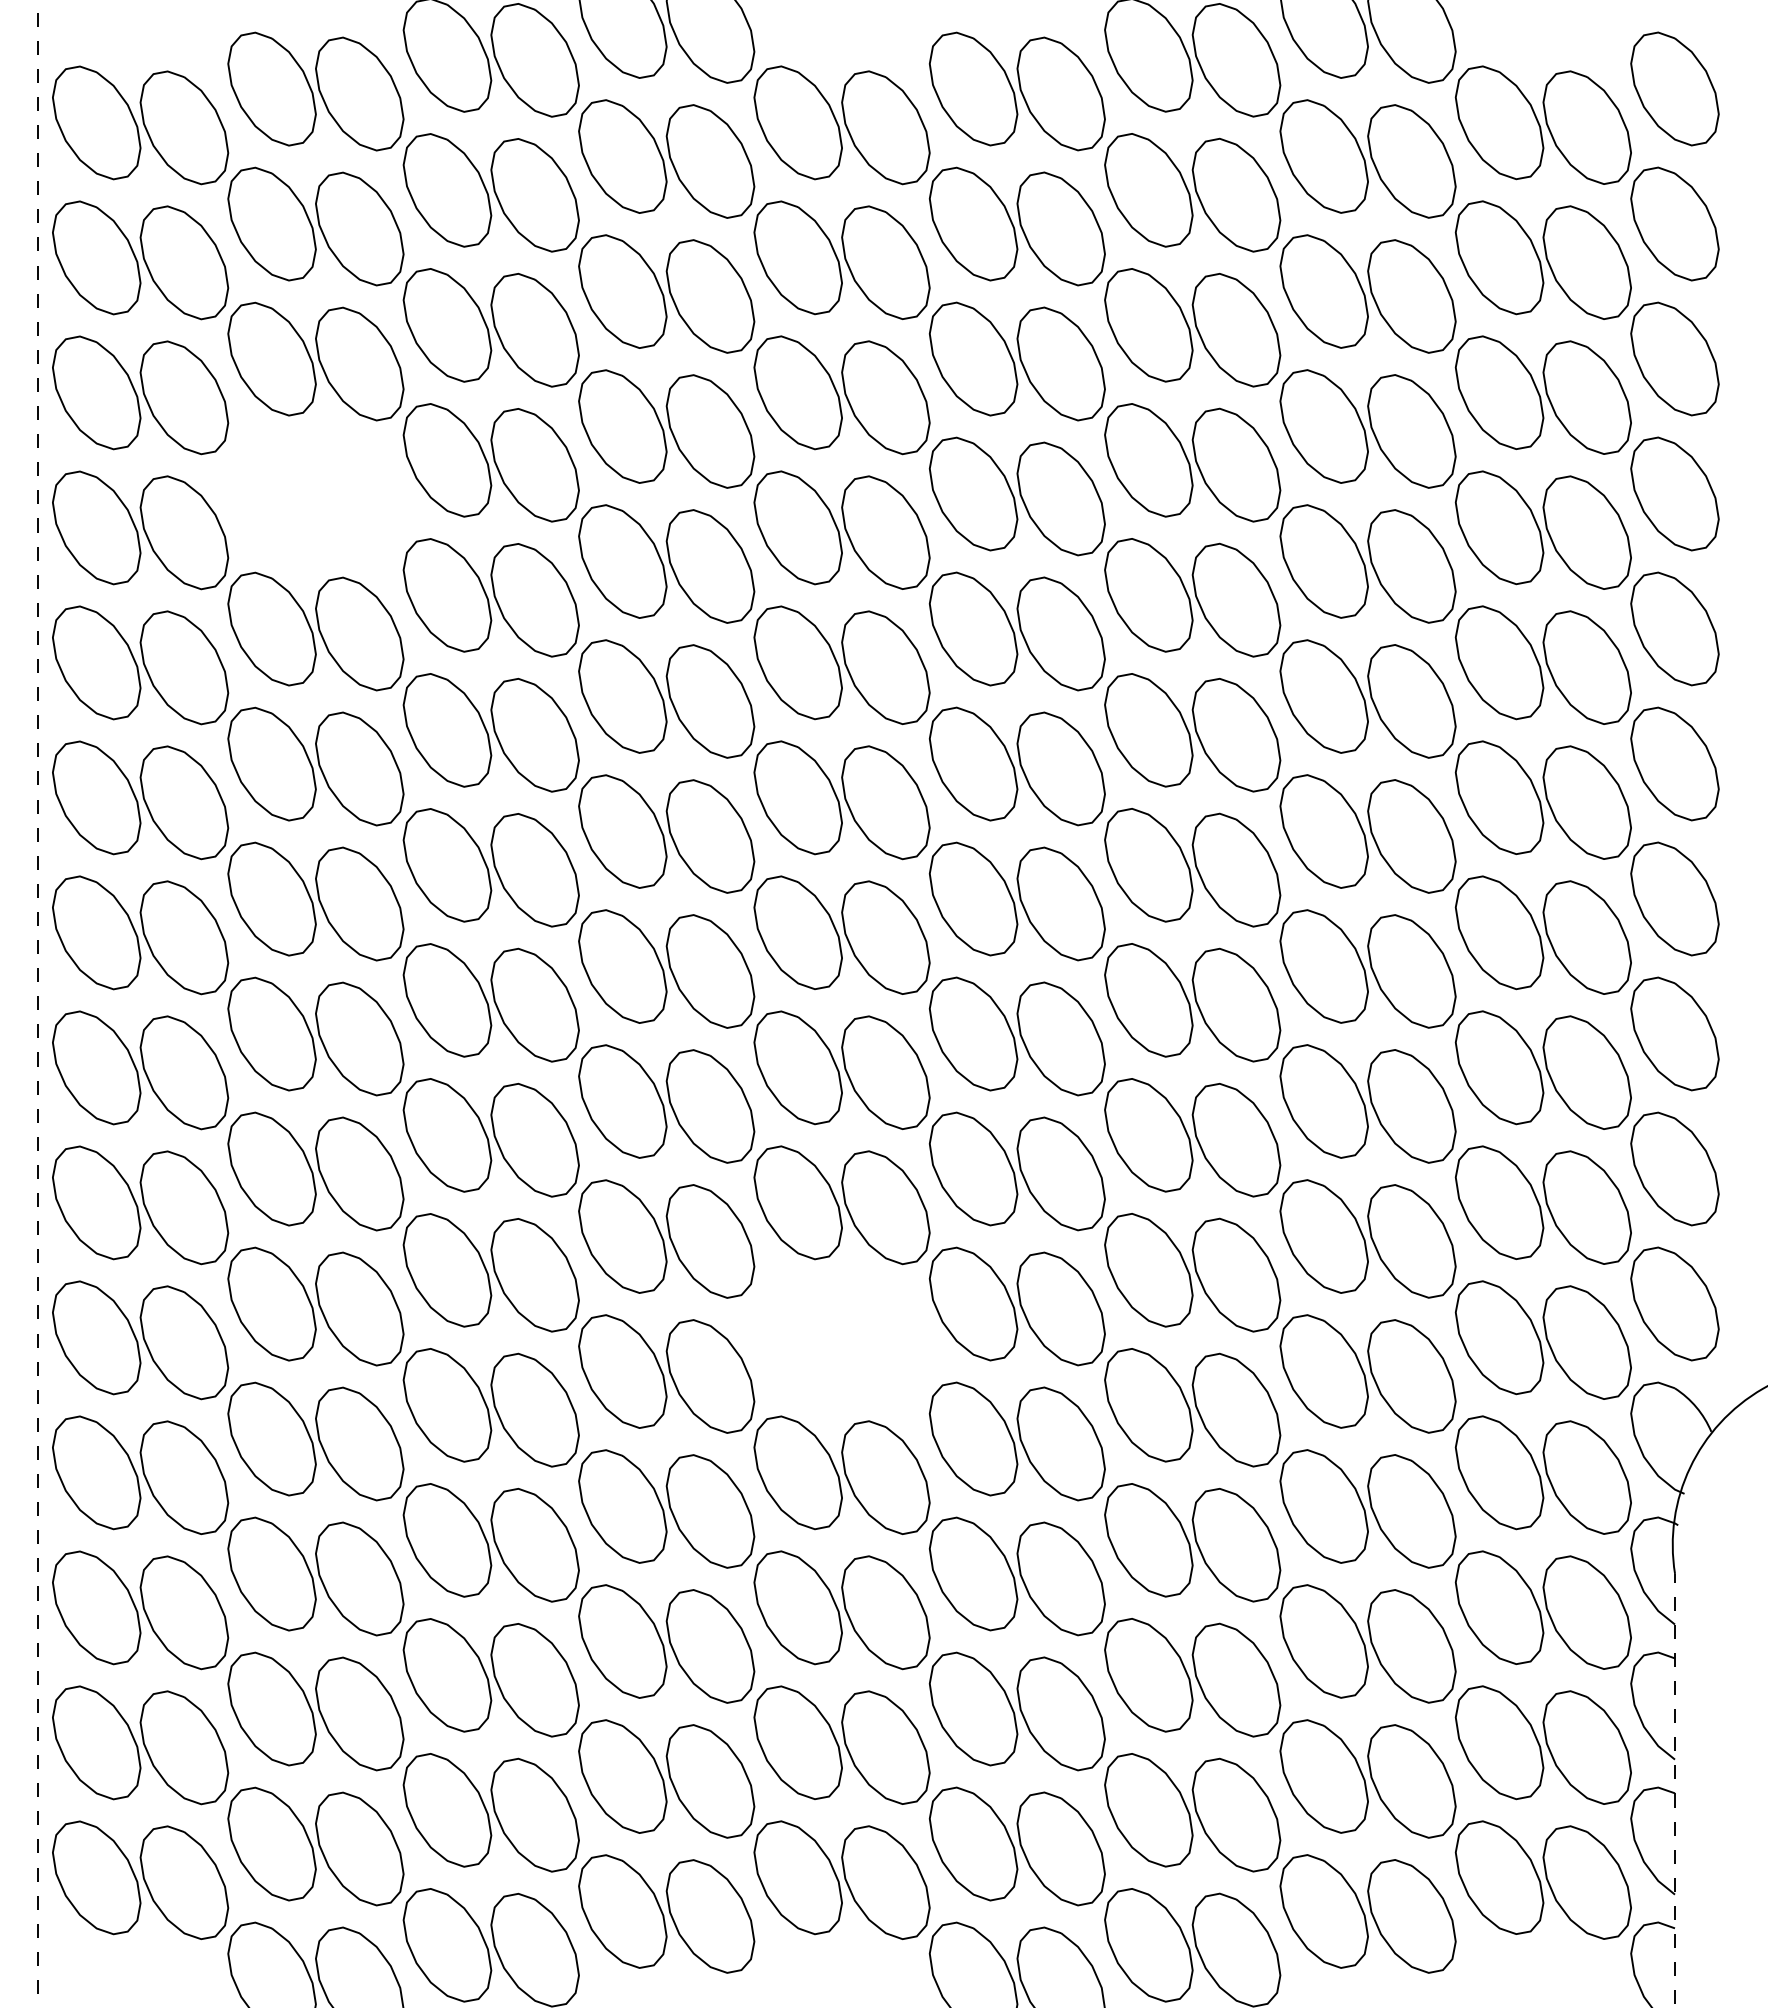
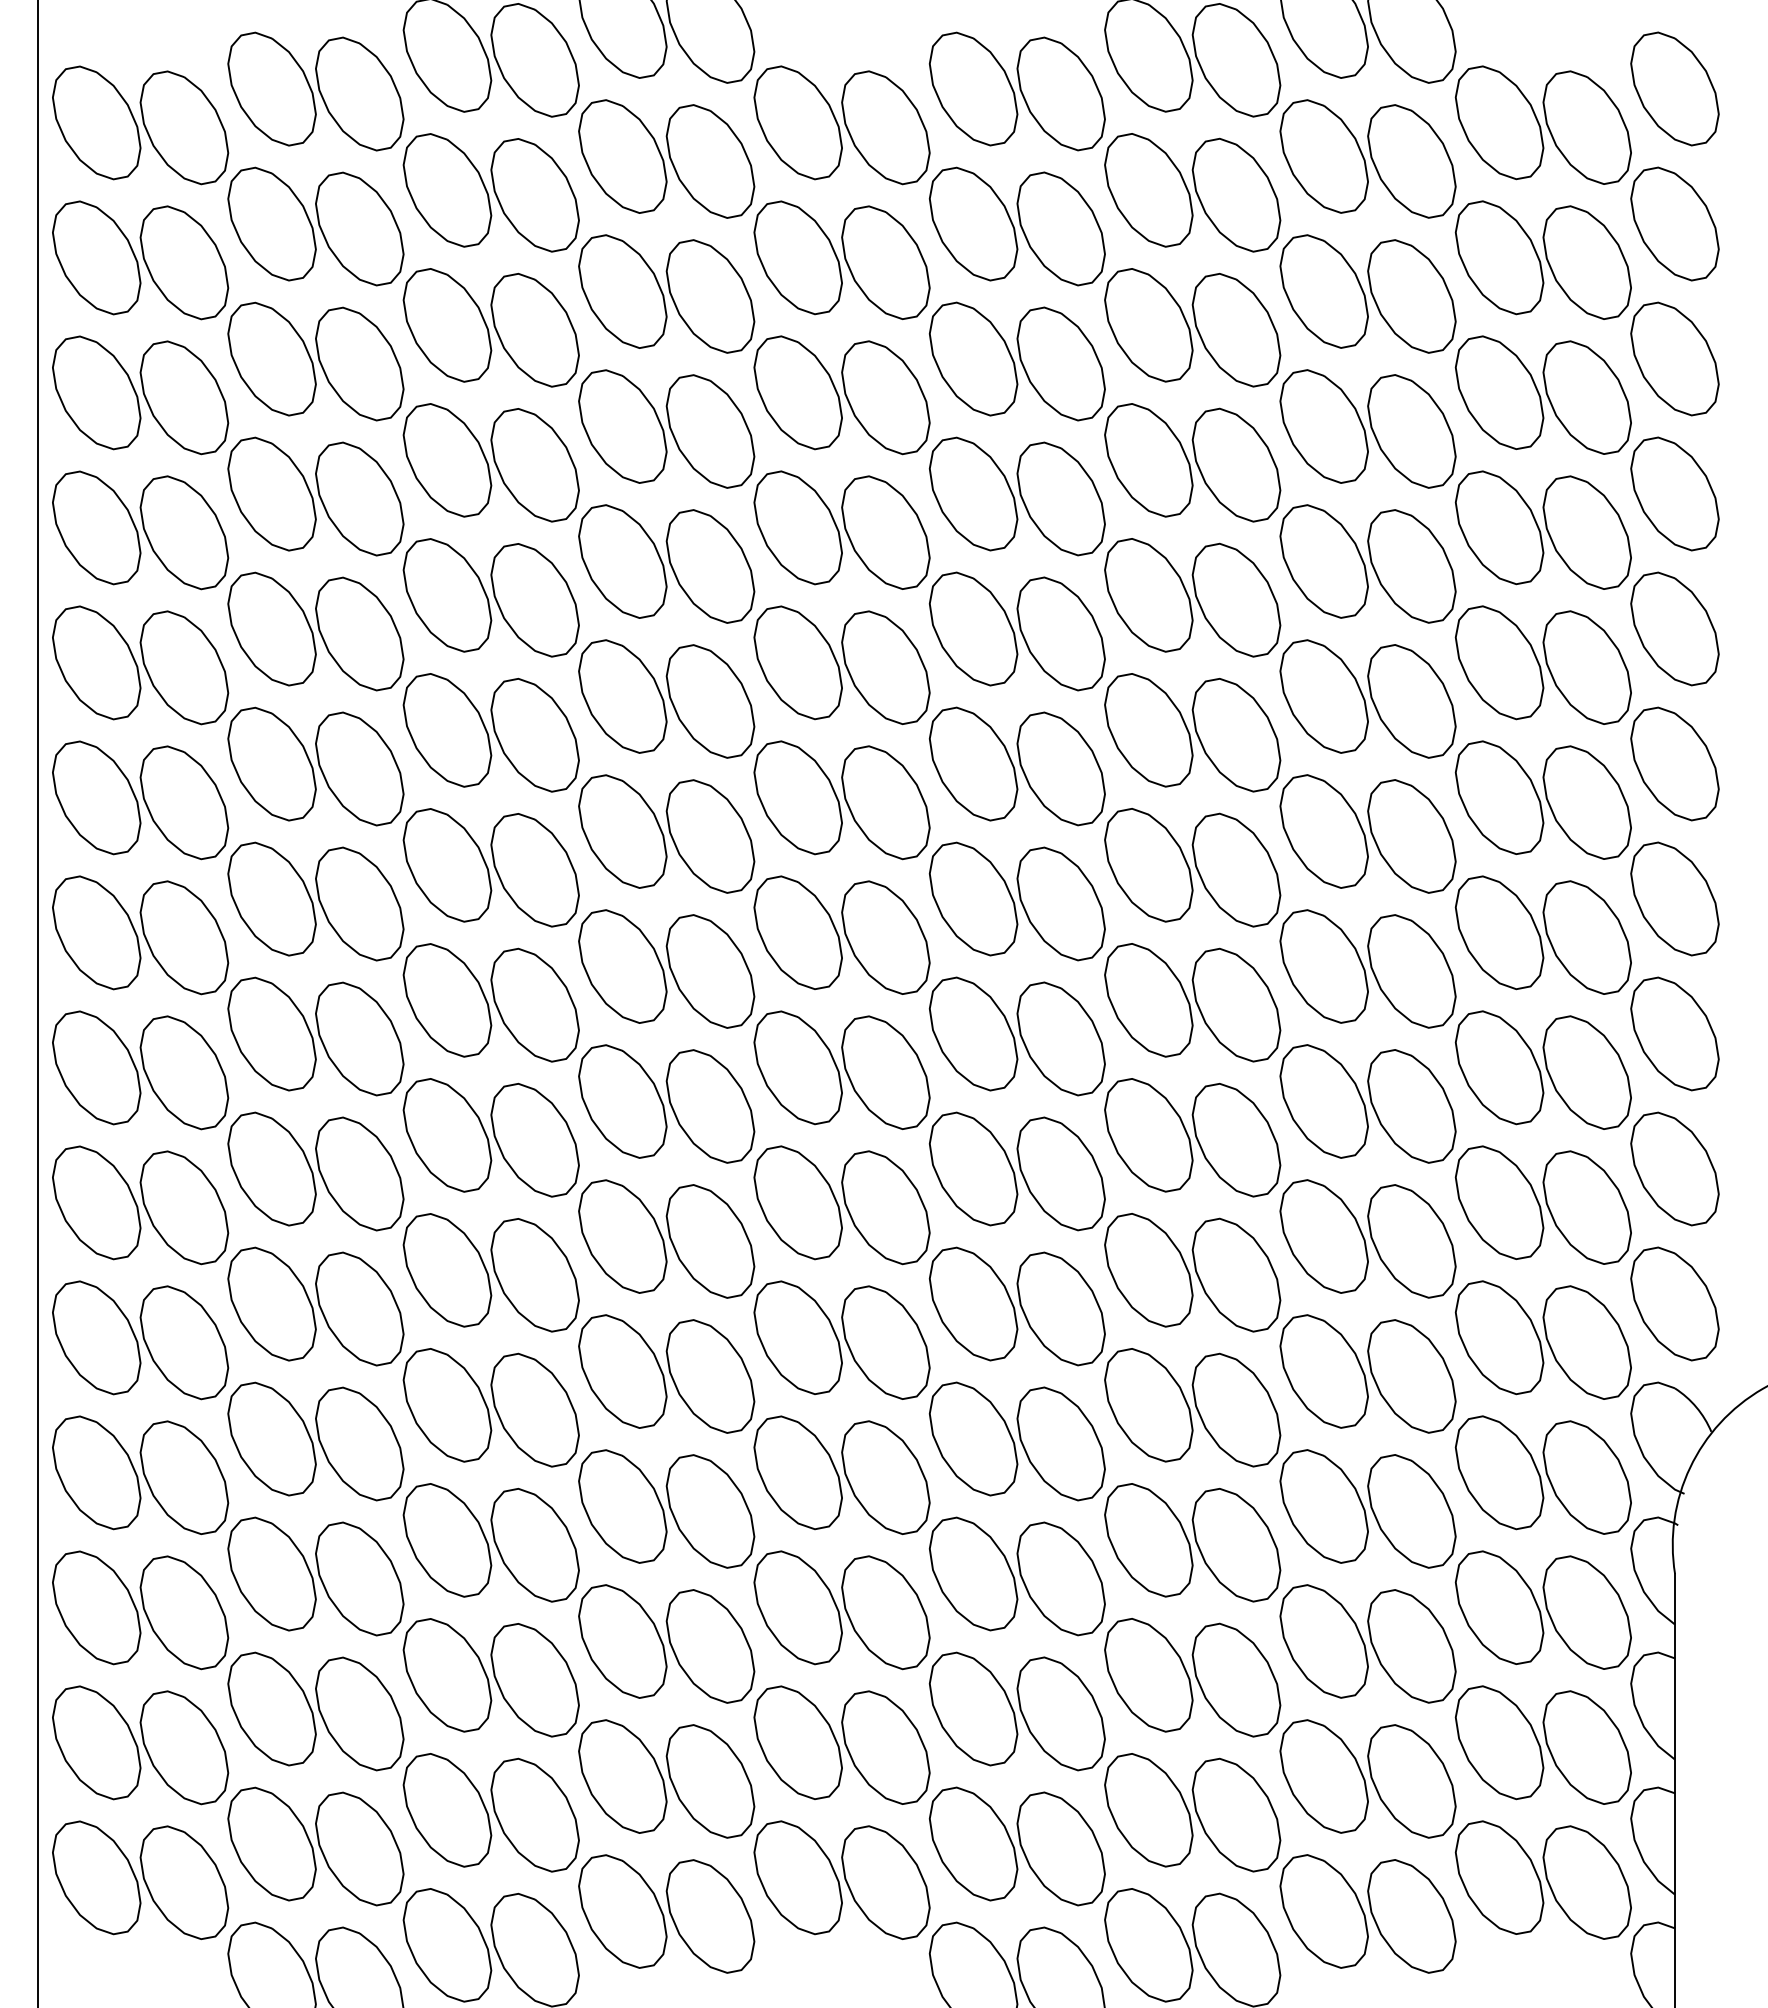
part: none -> present (315, 496)
line: dashed -> solid (38, 1003)
part: none -> present (841, 1339)
line: dashed -> solid (1674, 1790)
